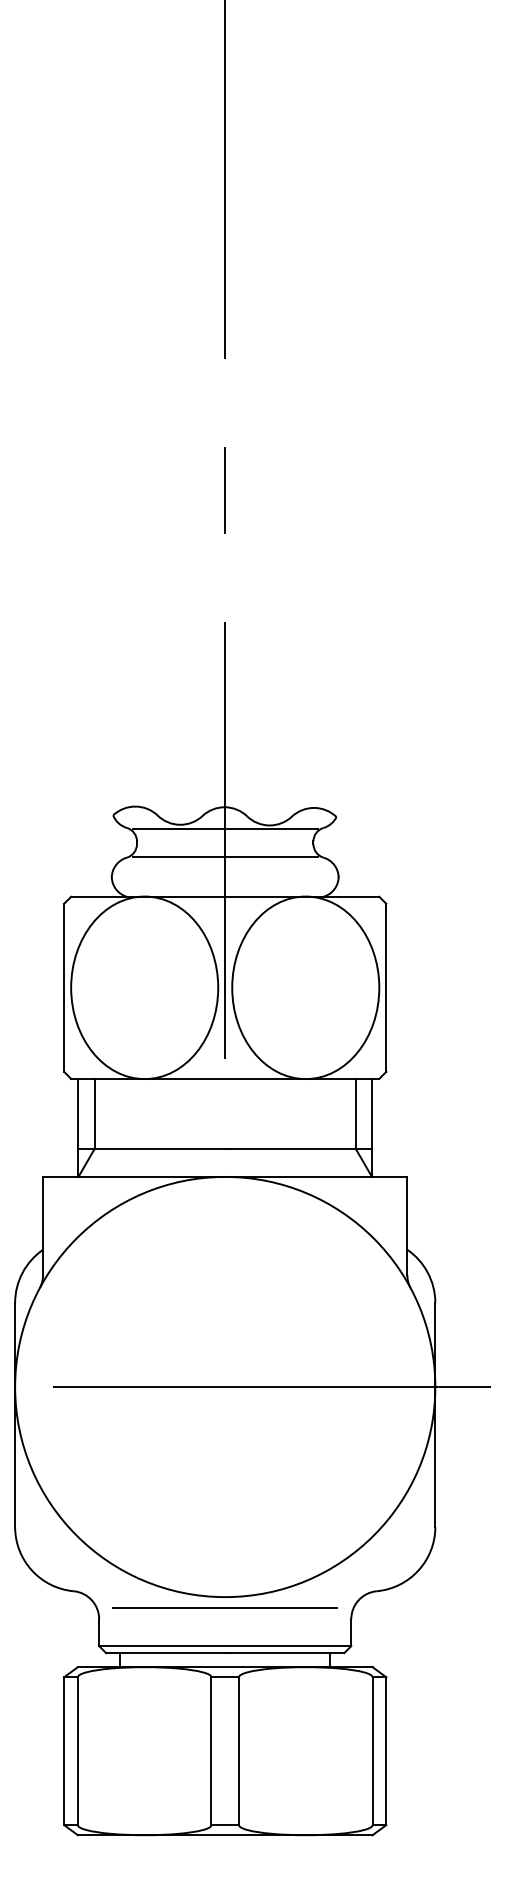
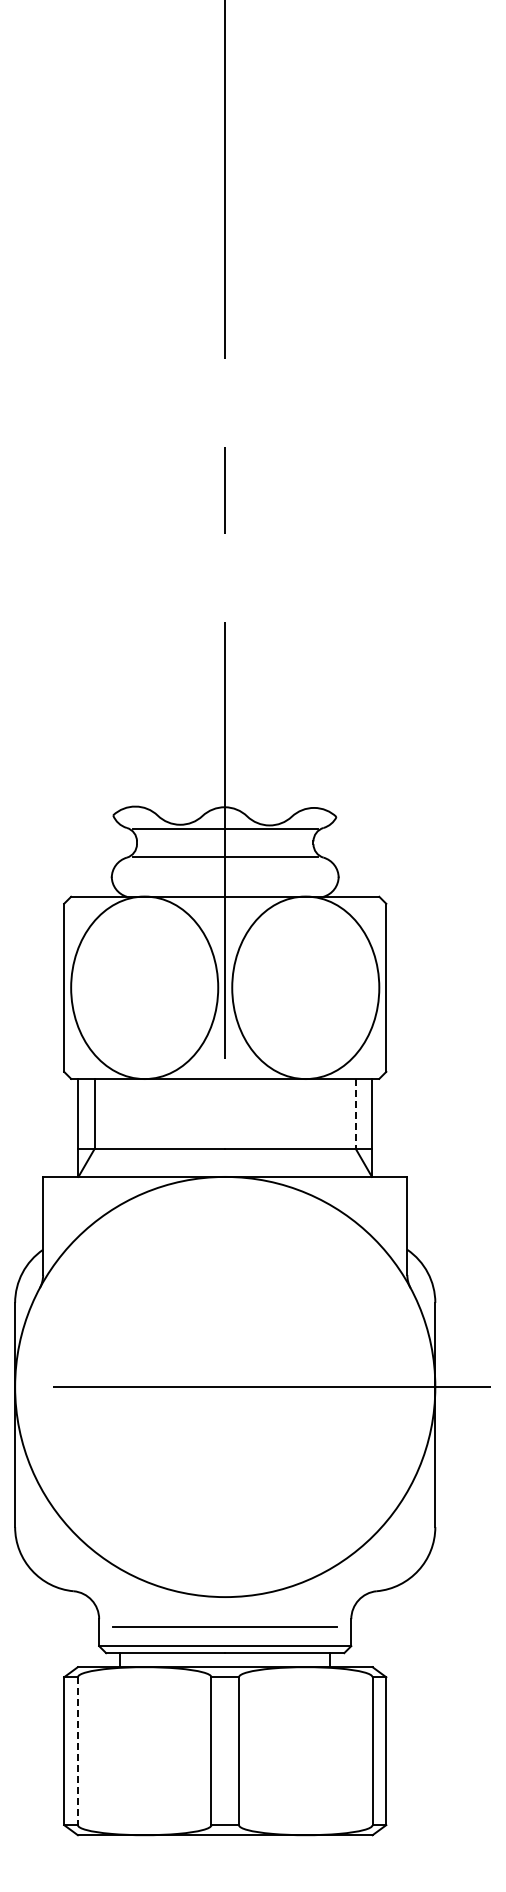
line: solid -> dashed (355, 1113)
line position: (224, 1607) -> (224, 1626) (224, 1626)
line: solid -> dashed (77, 1751)
